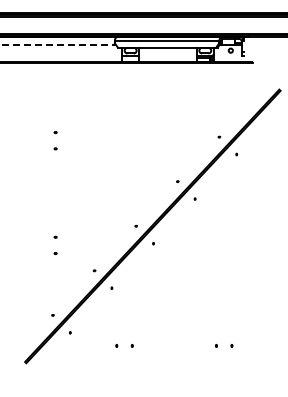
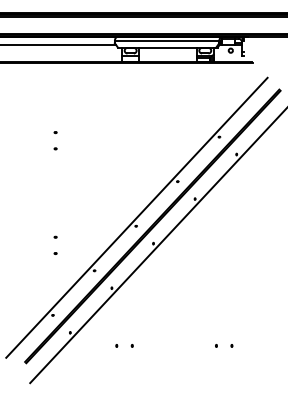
line: dashed -> solid (58, 44)
line: none -> present (136, 217)
line: none -> present (157, 246)
